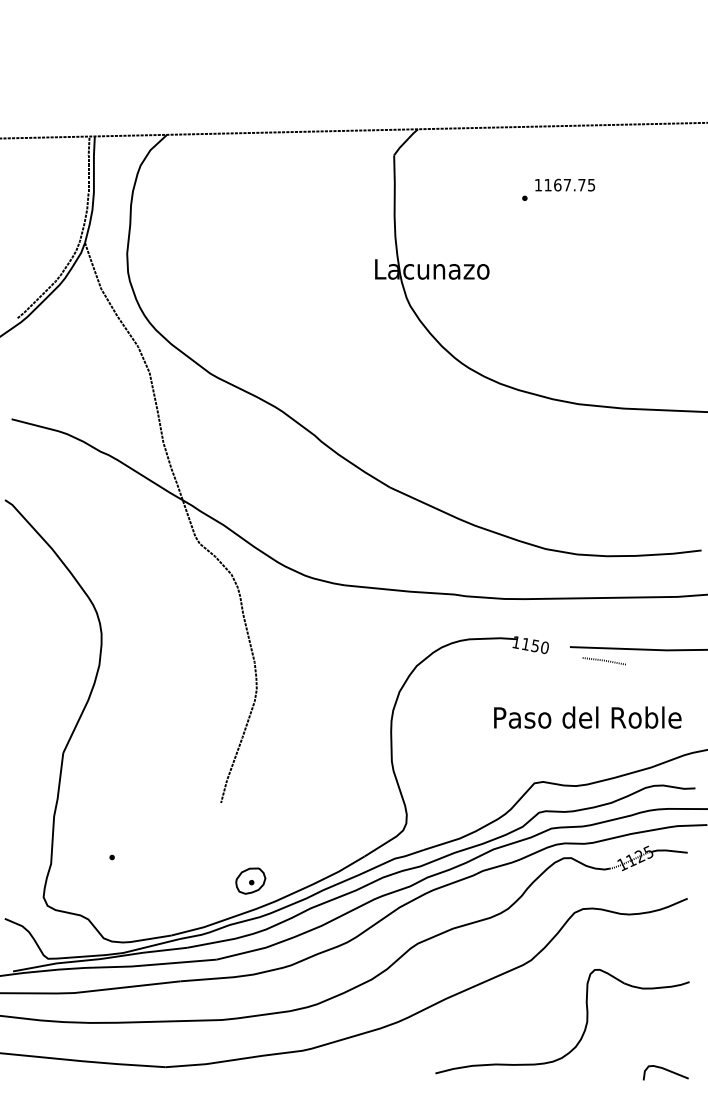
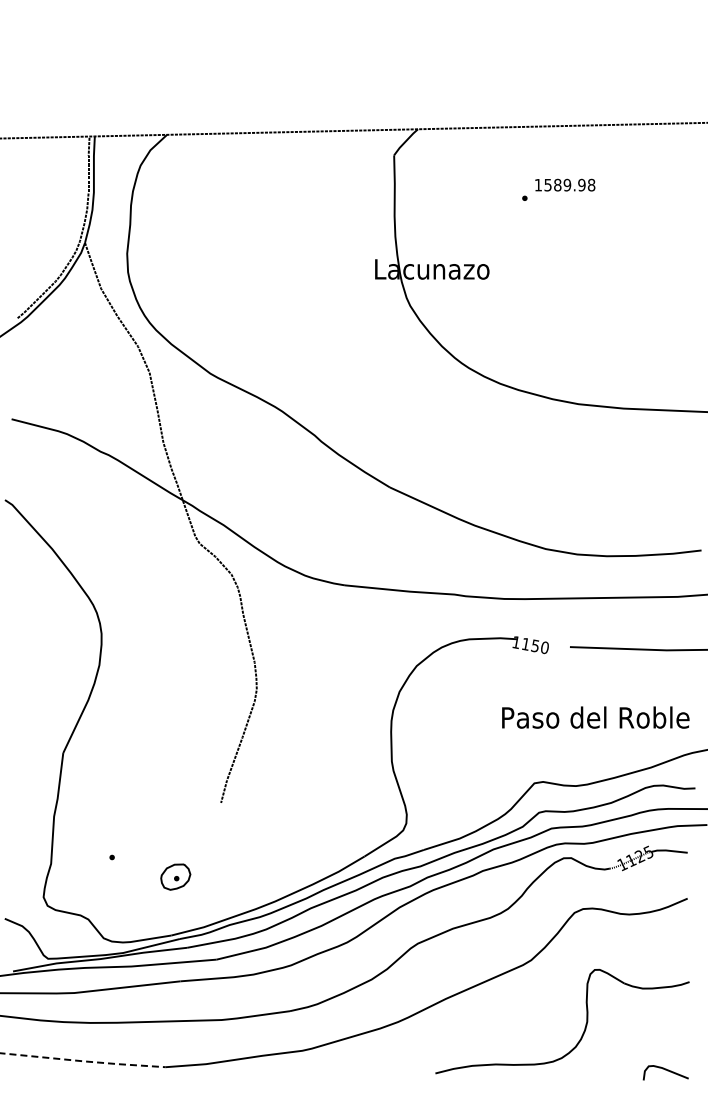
text: 1167.75 -> 1589.98 (569, 184)
line: present -> none (602, 661)
text position: (587, 717) -> (595, 717) (595, 717)
part position: (250, 880) -> (175, 876) (175, 876)
line: solid -> dashed (84, 1061)
